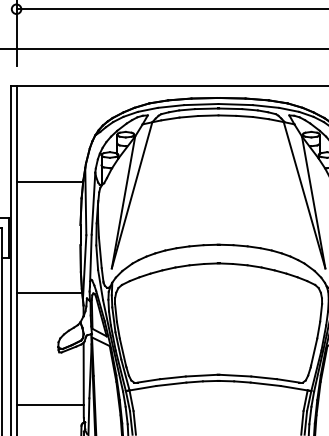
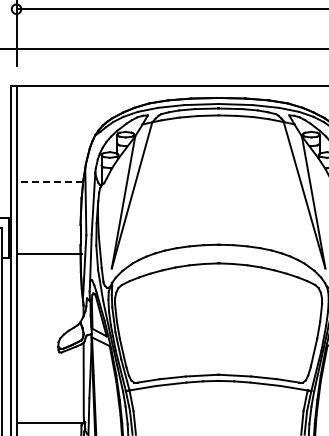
line: solid -> dashed (49, 181)
line position: (49, 293) -> (49, 254) (49, 254)
line position: (49, 404) -> (49, 422) (49, 422)
